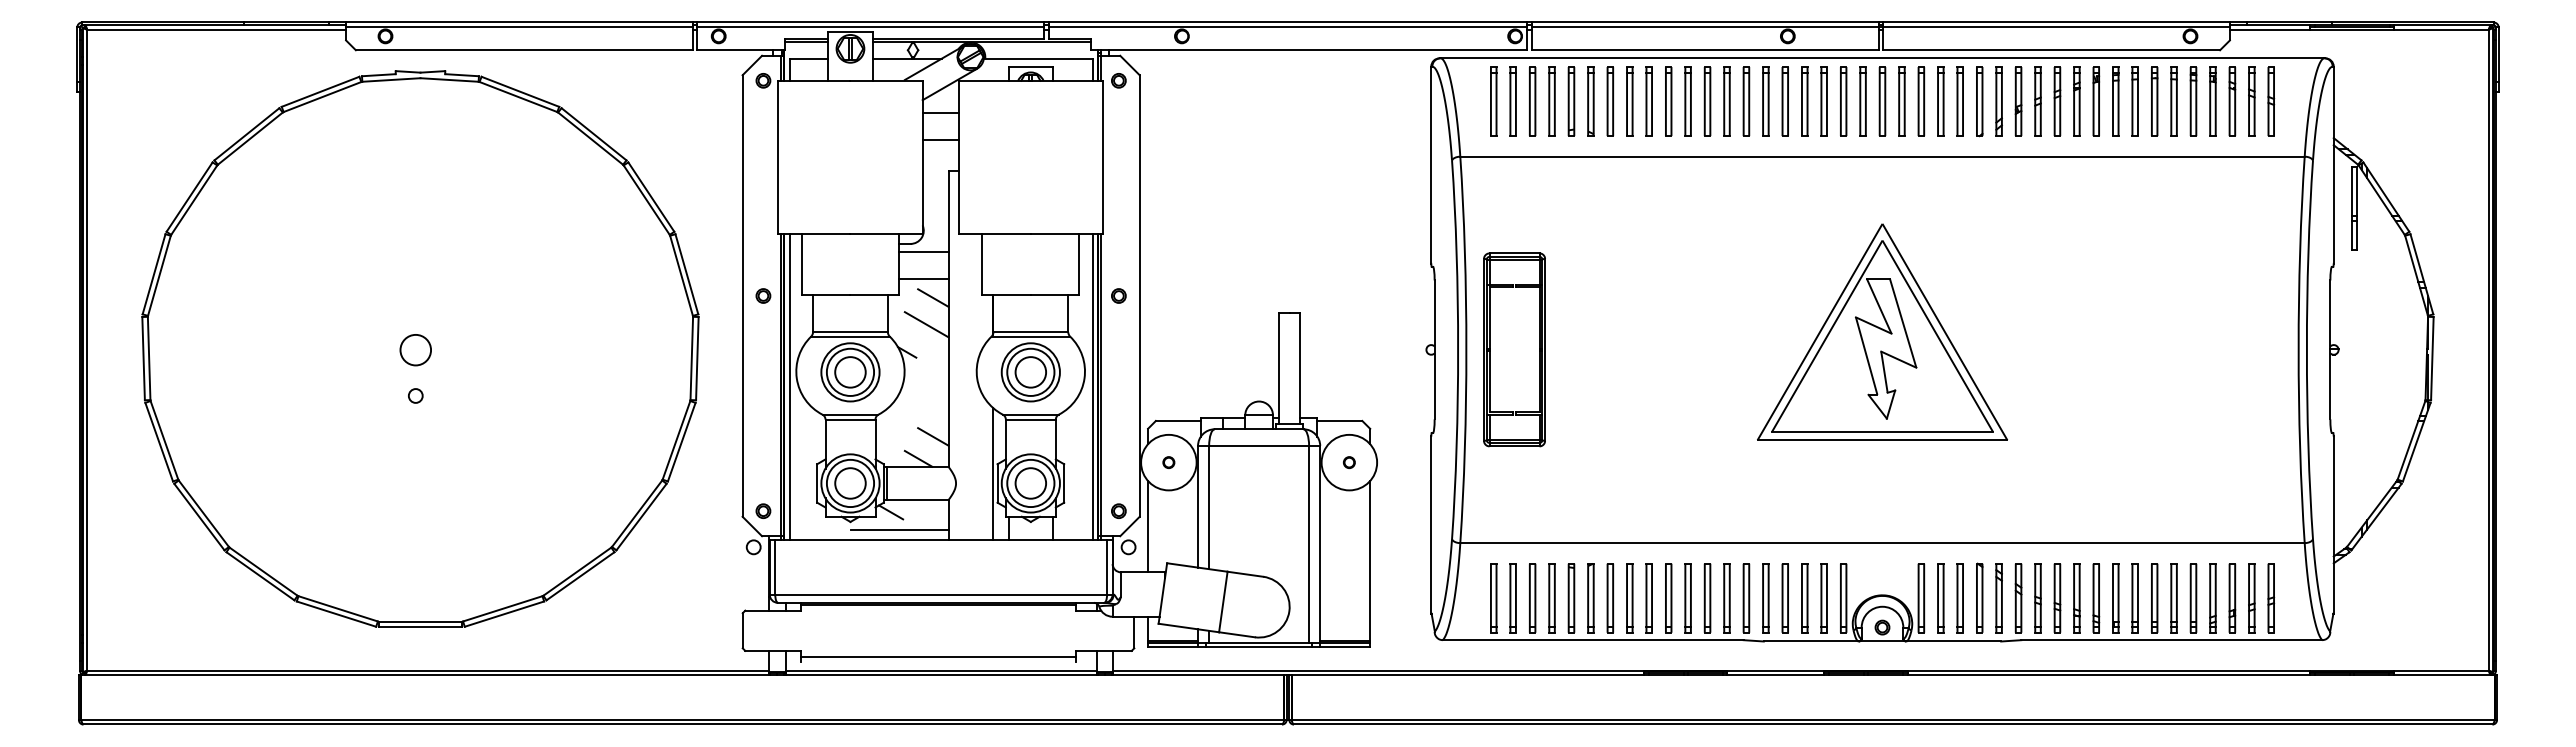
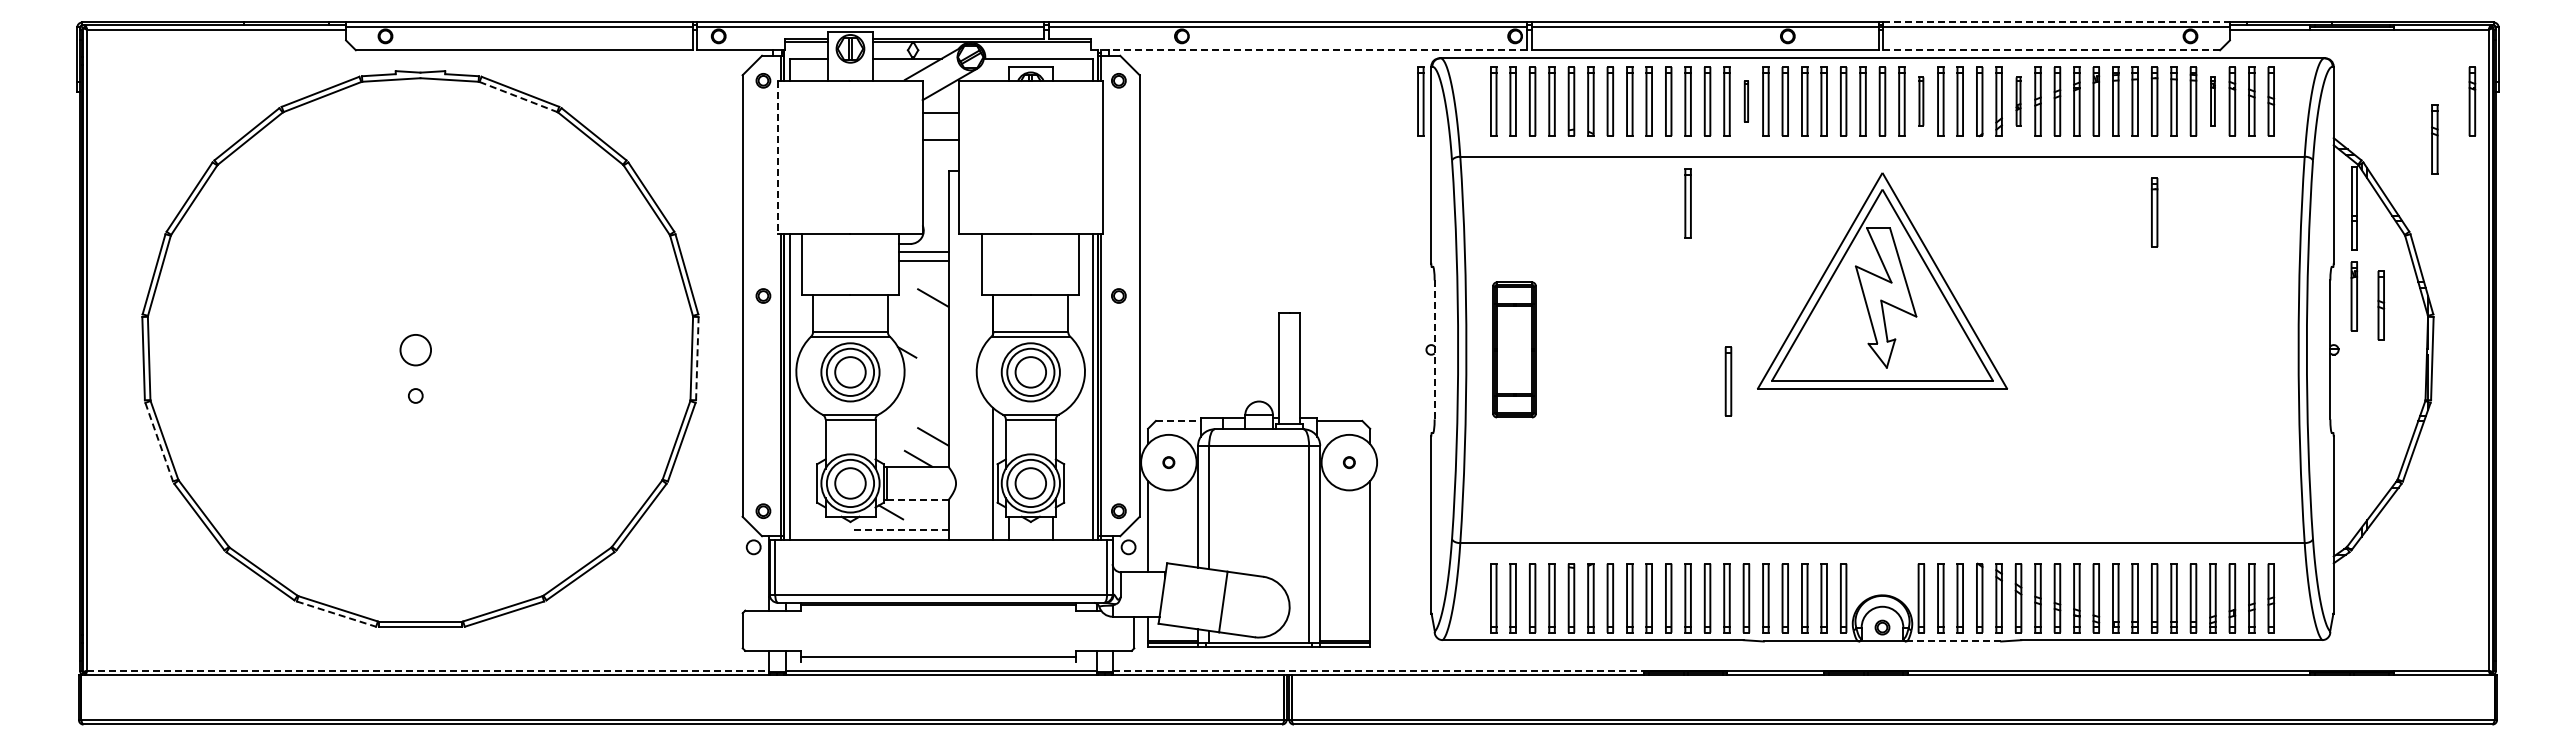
line: solid -> dashed (2056, 22)
line: solid -> dashed (1309, 50)
line: solid -> dashed (2051, 50)
line: solid -> dashed (518, 97)
part: none -> present (1420, 101)
part size: 9x71 px -> 6x43 px (1745, 101)
part size: 9x71 px -> 7x51 px (1921, 101)
part size: 9x71 px -> 7x51 px (2018, 101)
part size: 8x71 px -> 6x51 px (2212, 101)
part: none -> present (2472, 101)
part: none -> present (2434, 139)
line: solid -> dashed (778, 157)
part: none -> present (1687, 203)
part: none -> present (2154, 212)
line position: (923, 278) -> (923, 260) (923, 260)
part: none -> present (2354, 296)
part: none -> present (2381, 305)
line: present -> none (926, 324)
part position: (1882, 331) -> (1882, 280) (1882, 280)
part size: 63x196 px -> 45x138 px (1514, 349)
line: solid -> dashed (1434, 350)
line: solid -> dashed (697, 358)
part: none -> present (1728, 381)
line: solid -> dashed (1178, 420)
line: solid -> dashed (159, 442)
line: solid -> dashed (917, 500)
line: solid -> dashed (899, 529)
line: solid -> dashed (336, 614)
line: solid -> dashed (1953, 641)
line: solid -> dashed (428, 670)
line: solid -> dashed (1379, 670)
